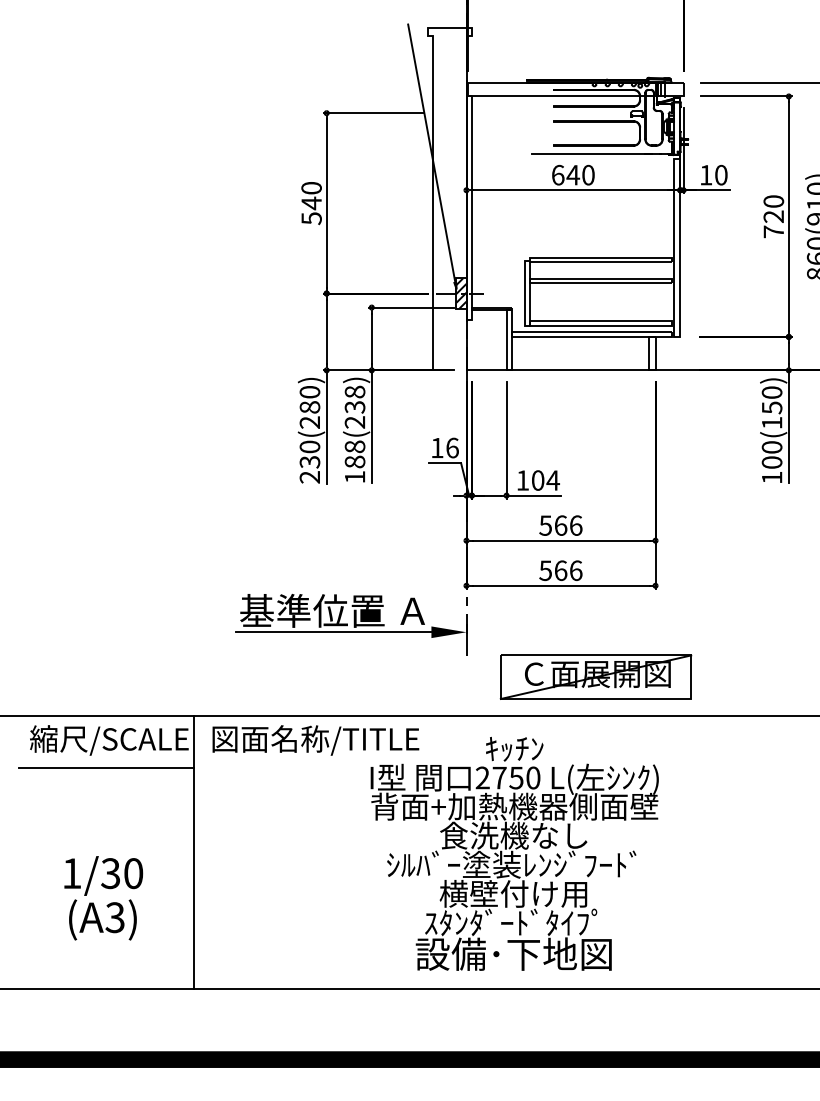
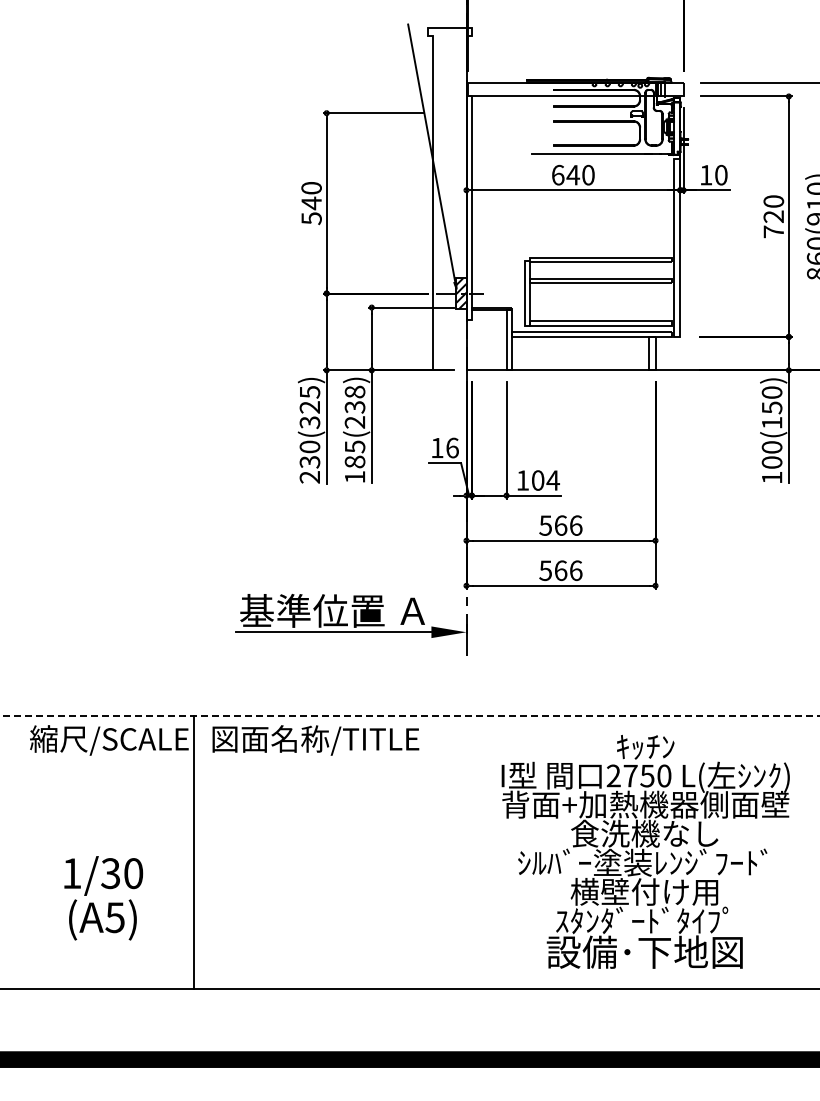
text: 230(280) -> 230(325) (309, 407)
text: 188(238) -> 185(238) (354, 446)
part: present -> none (595, 676)
line: solid -> dashed (410, 716)
line: present -> none (106, 768)
text position: (514, 853) -> (645, 851) (645, 851)
text: (A3) -> (A5) (114, 917)
